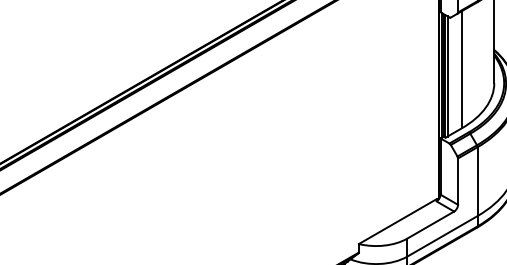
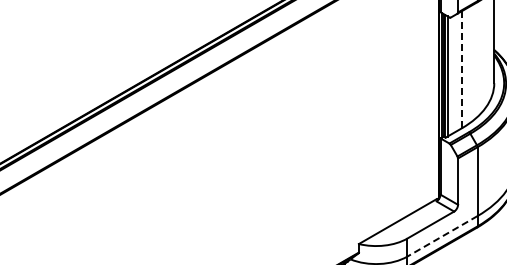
line: solid -> dashed (461, 69)
line: solid -> dashed (442, 236)
